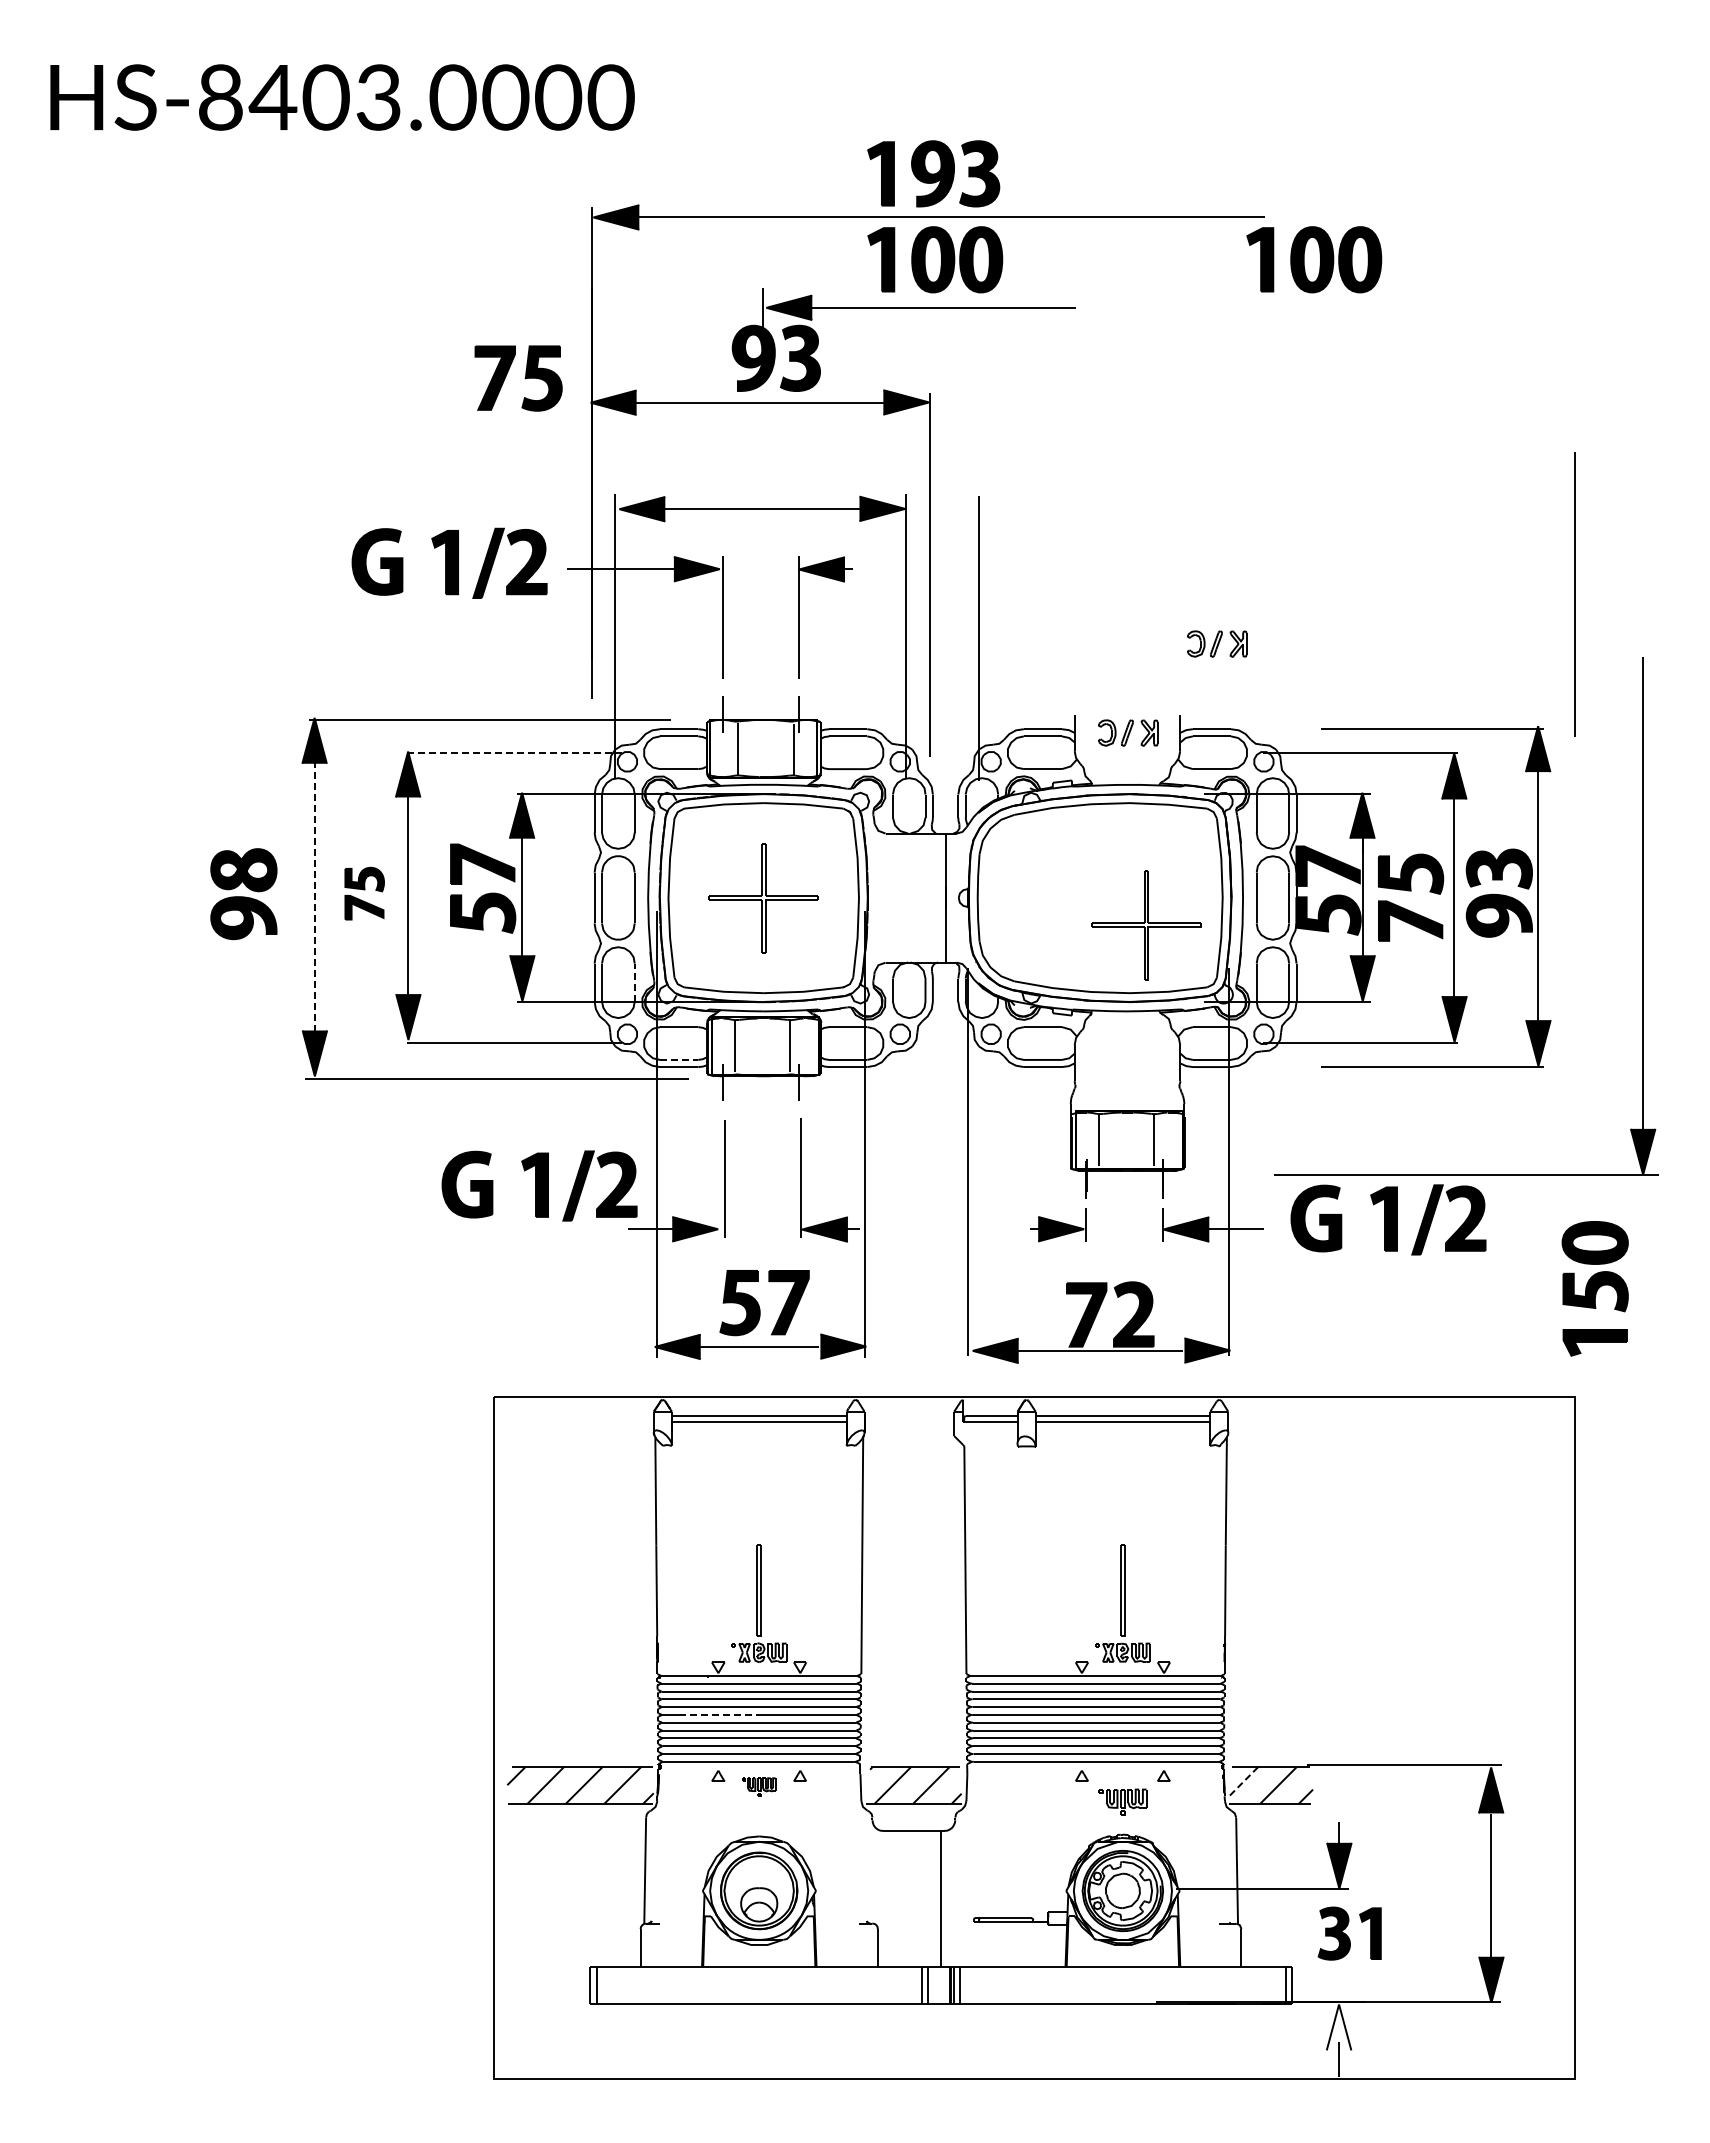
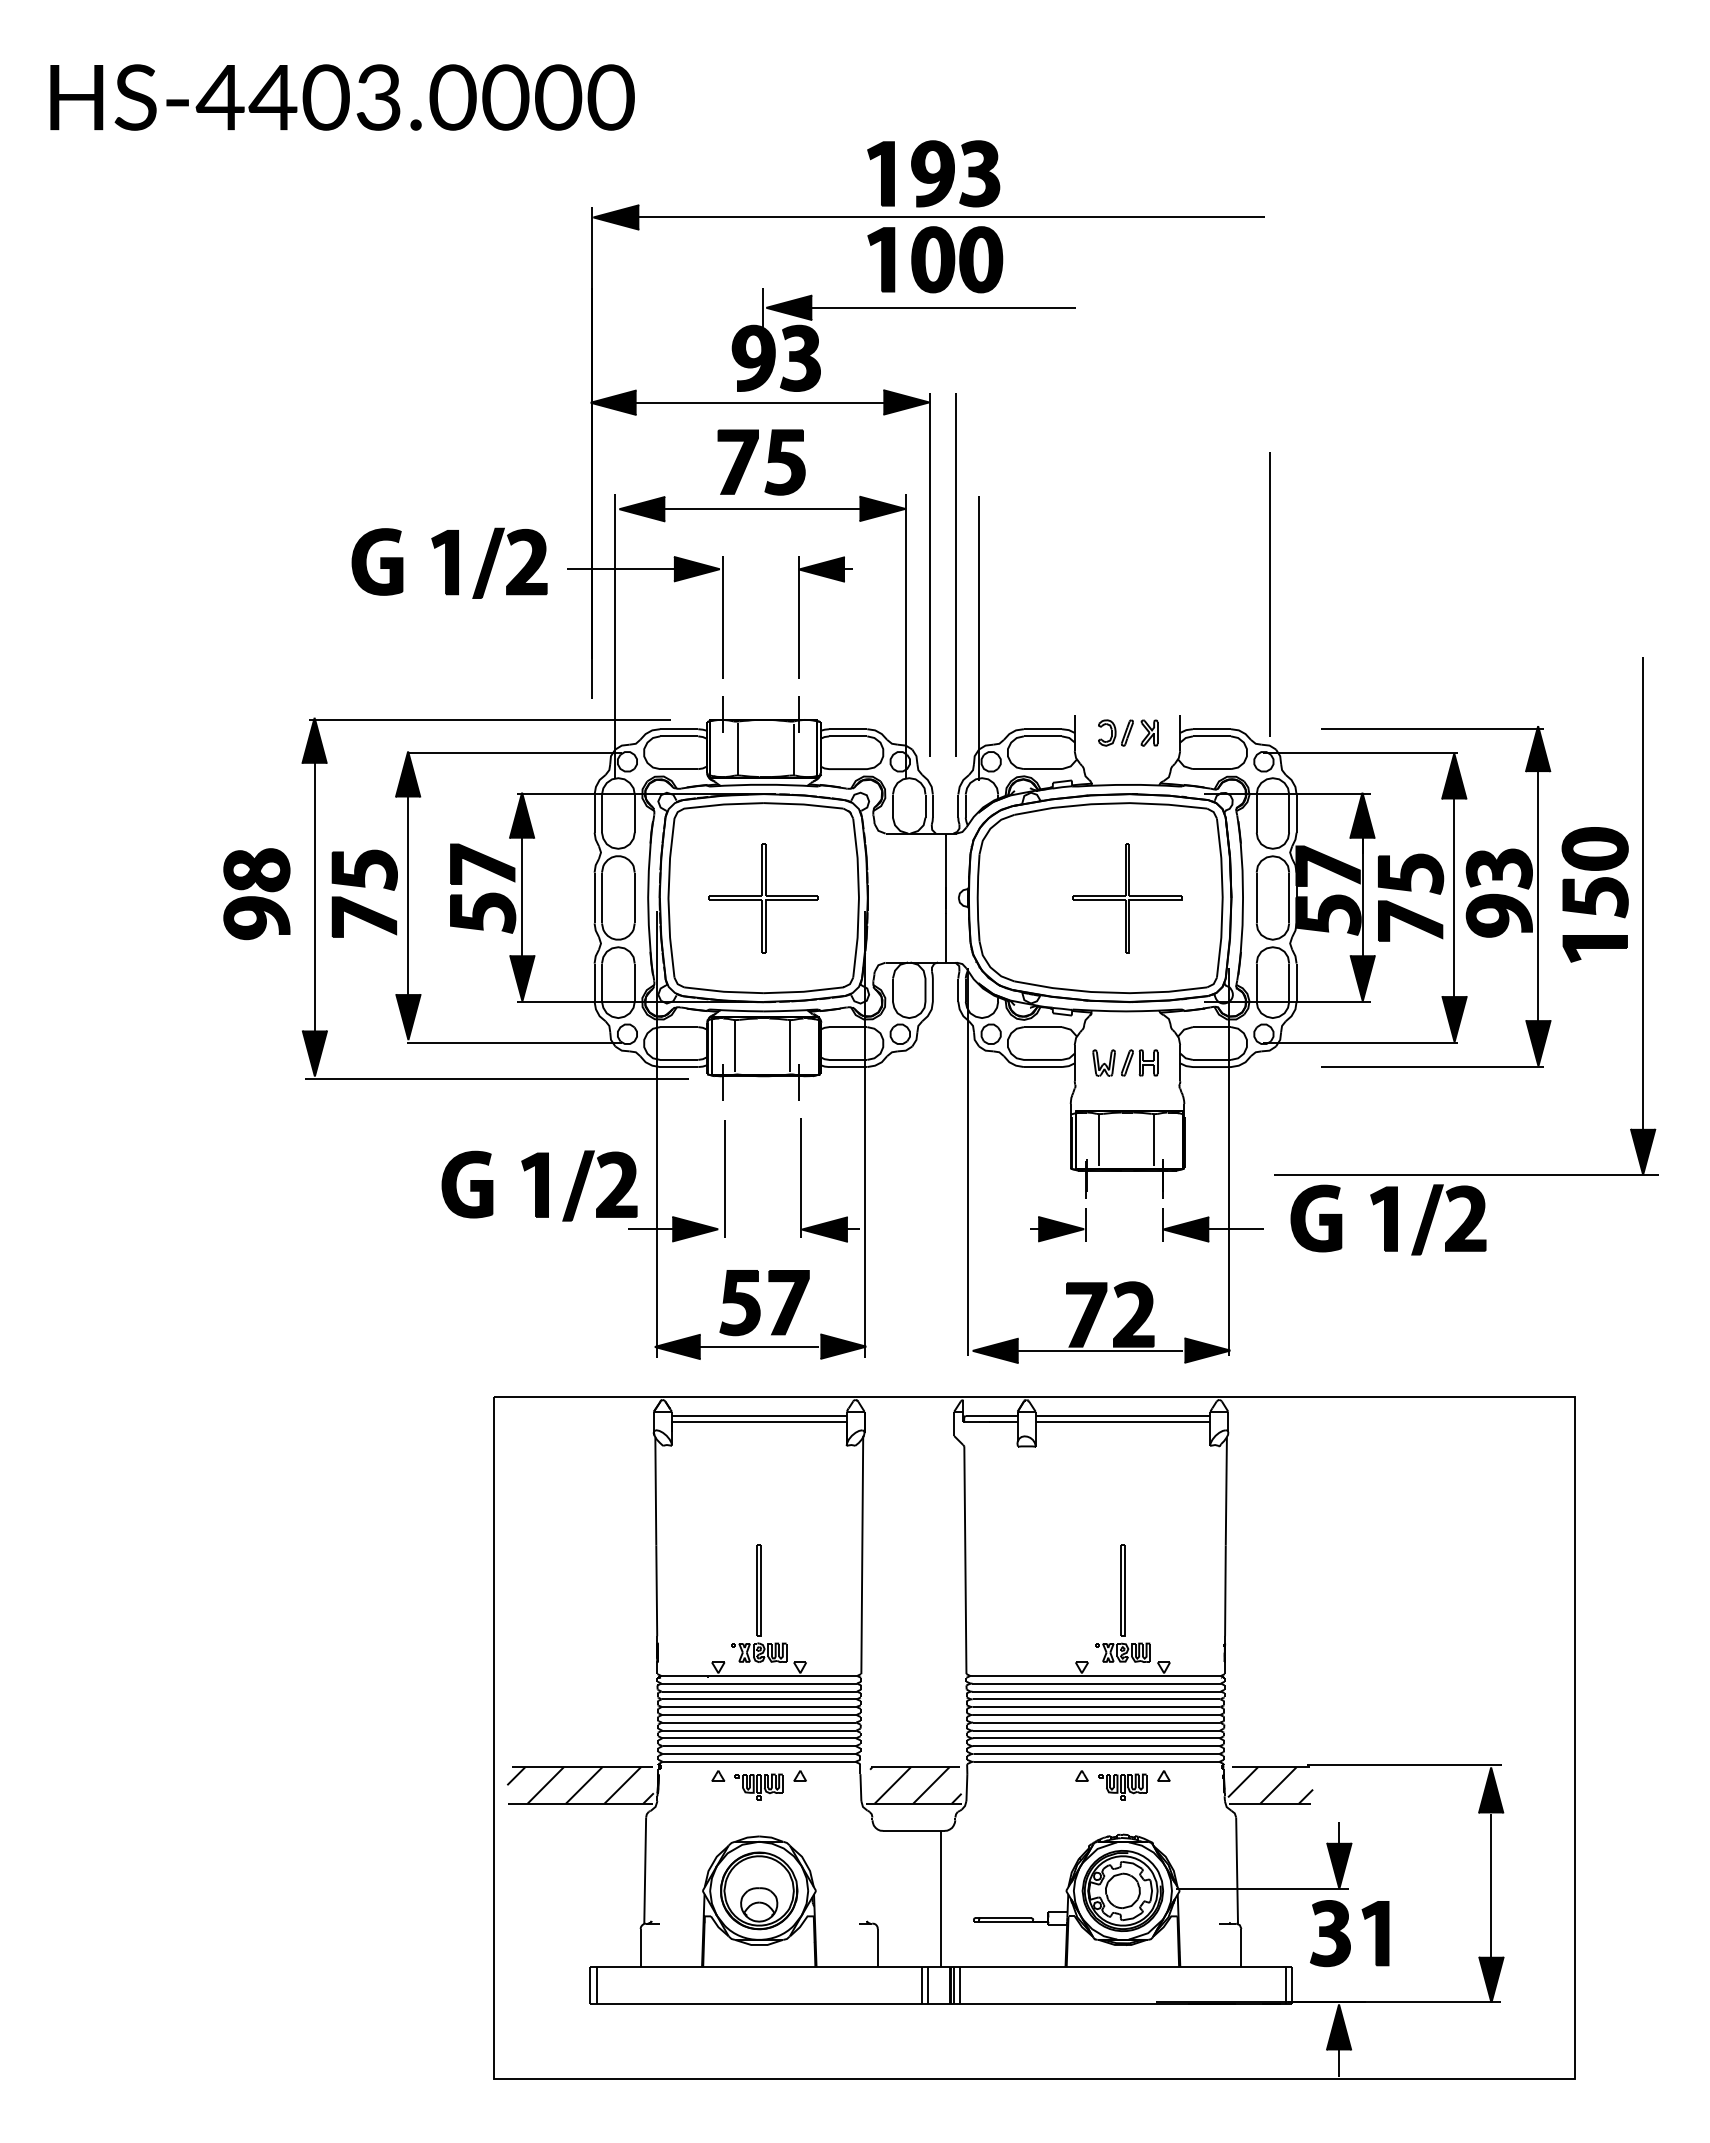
text: HS-8403.0000 -> HS-4403.0000 (219, 97)
part: present -> none (1314, 259)
part position: (518, 378) -> (761, 462) (761, 462)
line: none -> present (955, 574)
line position: (1574, 594) -> (1269, 594) (1269, 594)
part: present -> none (1217, 643)
line: dashed -> solid (514, 752)
line: dashed -> solid (314, 887)
part size: 41x55 px -> 67x89 px (364, 893)
part position: (243, 894) -> (256, 894) (256, 894)
part position: (1146, 925) -> (1127, 898) (1127, 898)
line: dashed -> solid (634, 982)
line: dashed -> solid (679, 1059)
part: none -> present (1125, 1062)
part position: (1594, 1288) -> (1594, 894) (1594, 894)
line: dashed -> solid (719, 1714)
line: dashed -> solid (1242, 1782)
part size: 35x20 px -> 50x28 px (758, 1786)
part position: (1122, 1801) -> (1122, 1786) (1122, 1786)
part size: 65x55 px -> 80x68 px (1349, 1933)
fill: none -> present (1338, 2027)
